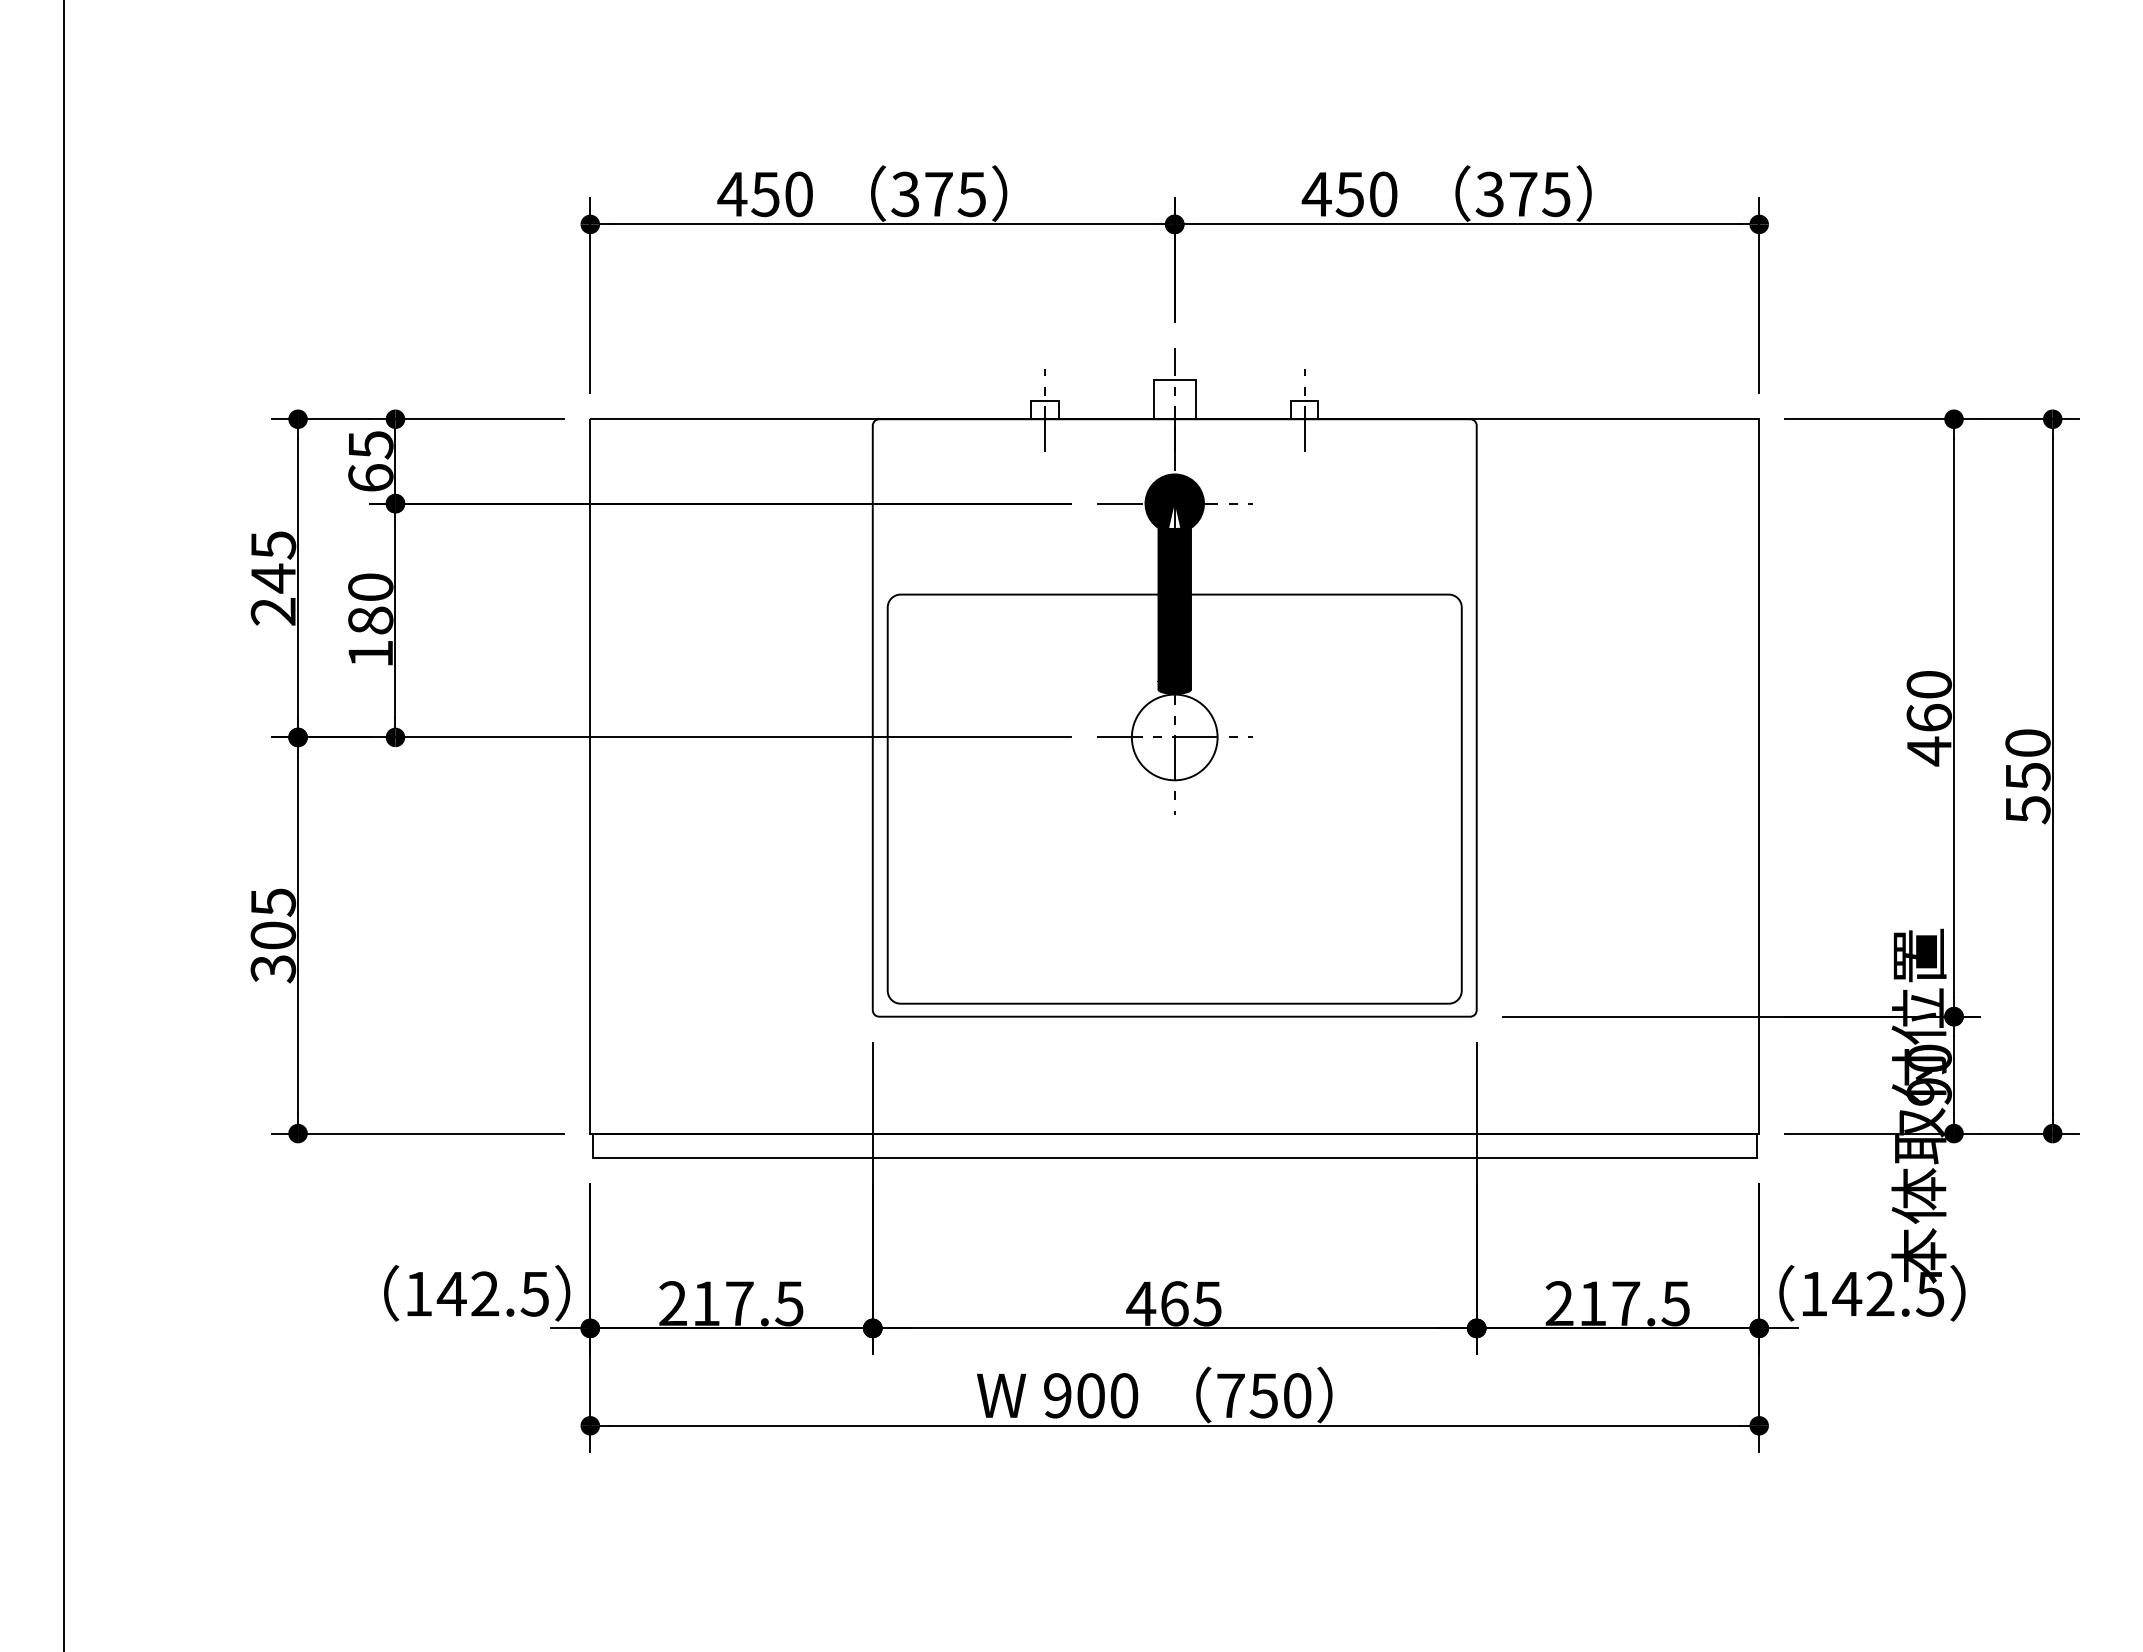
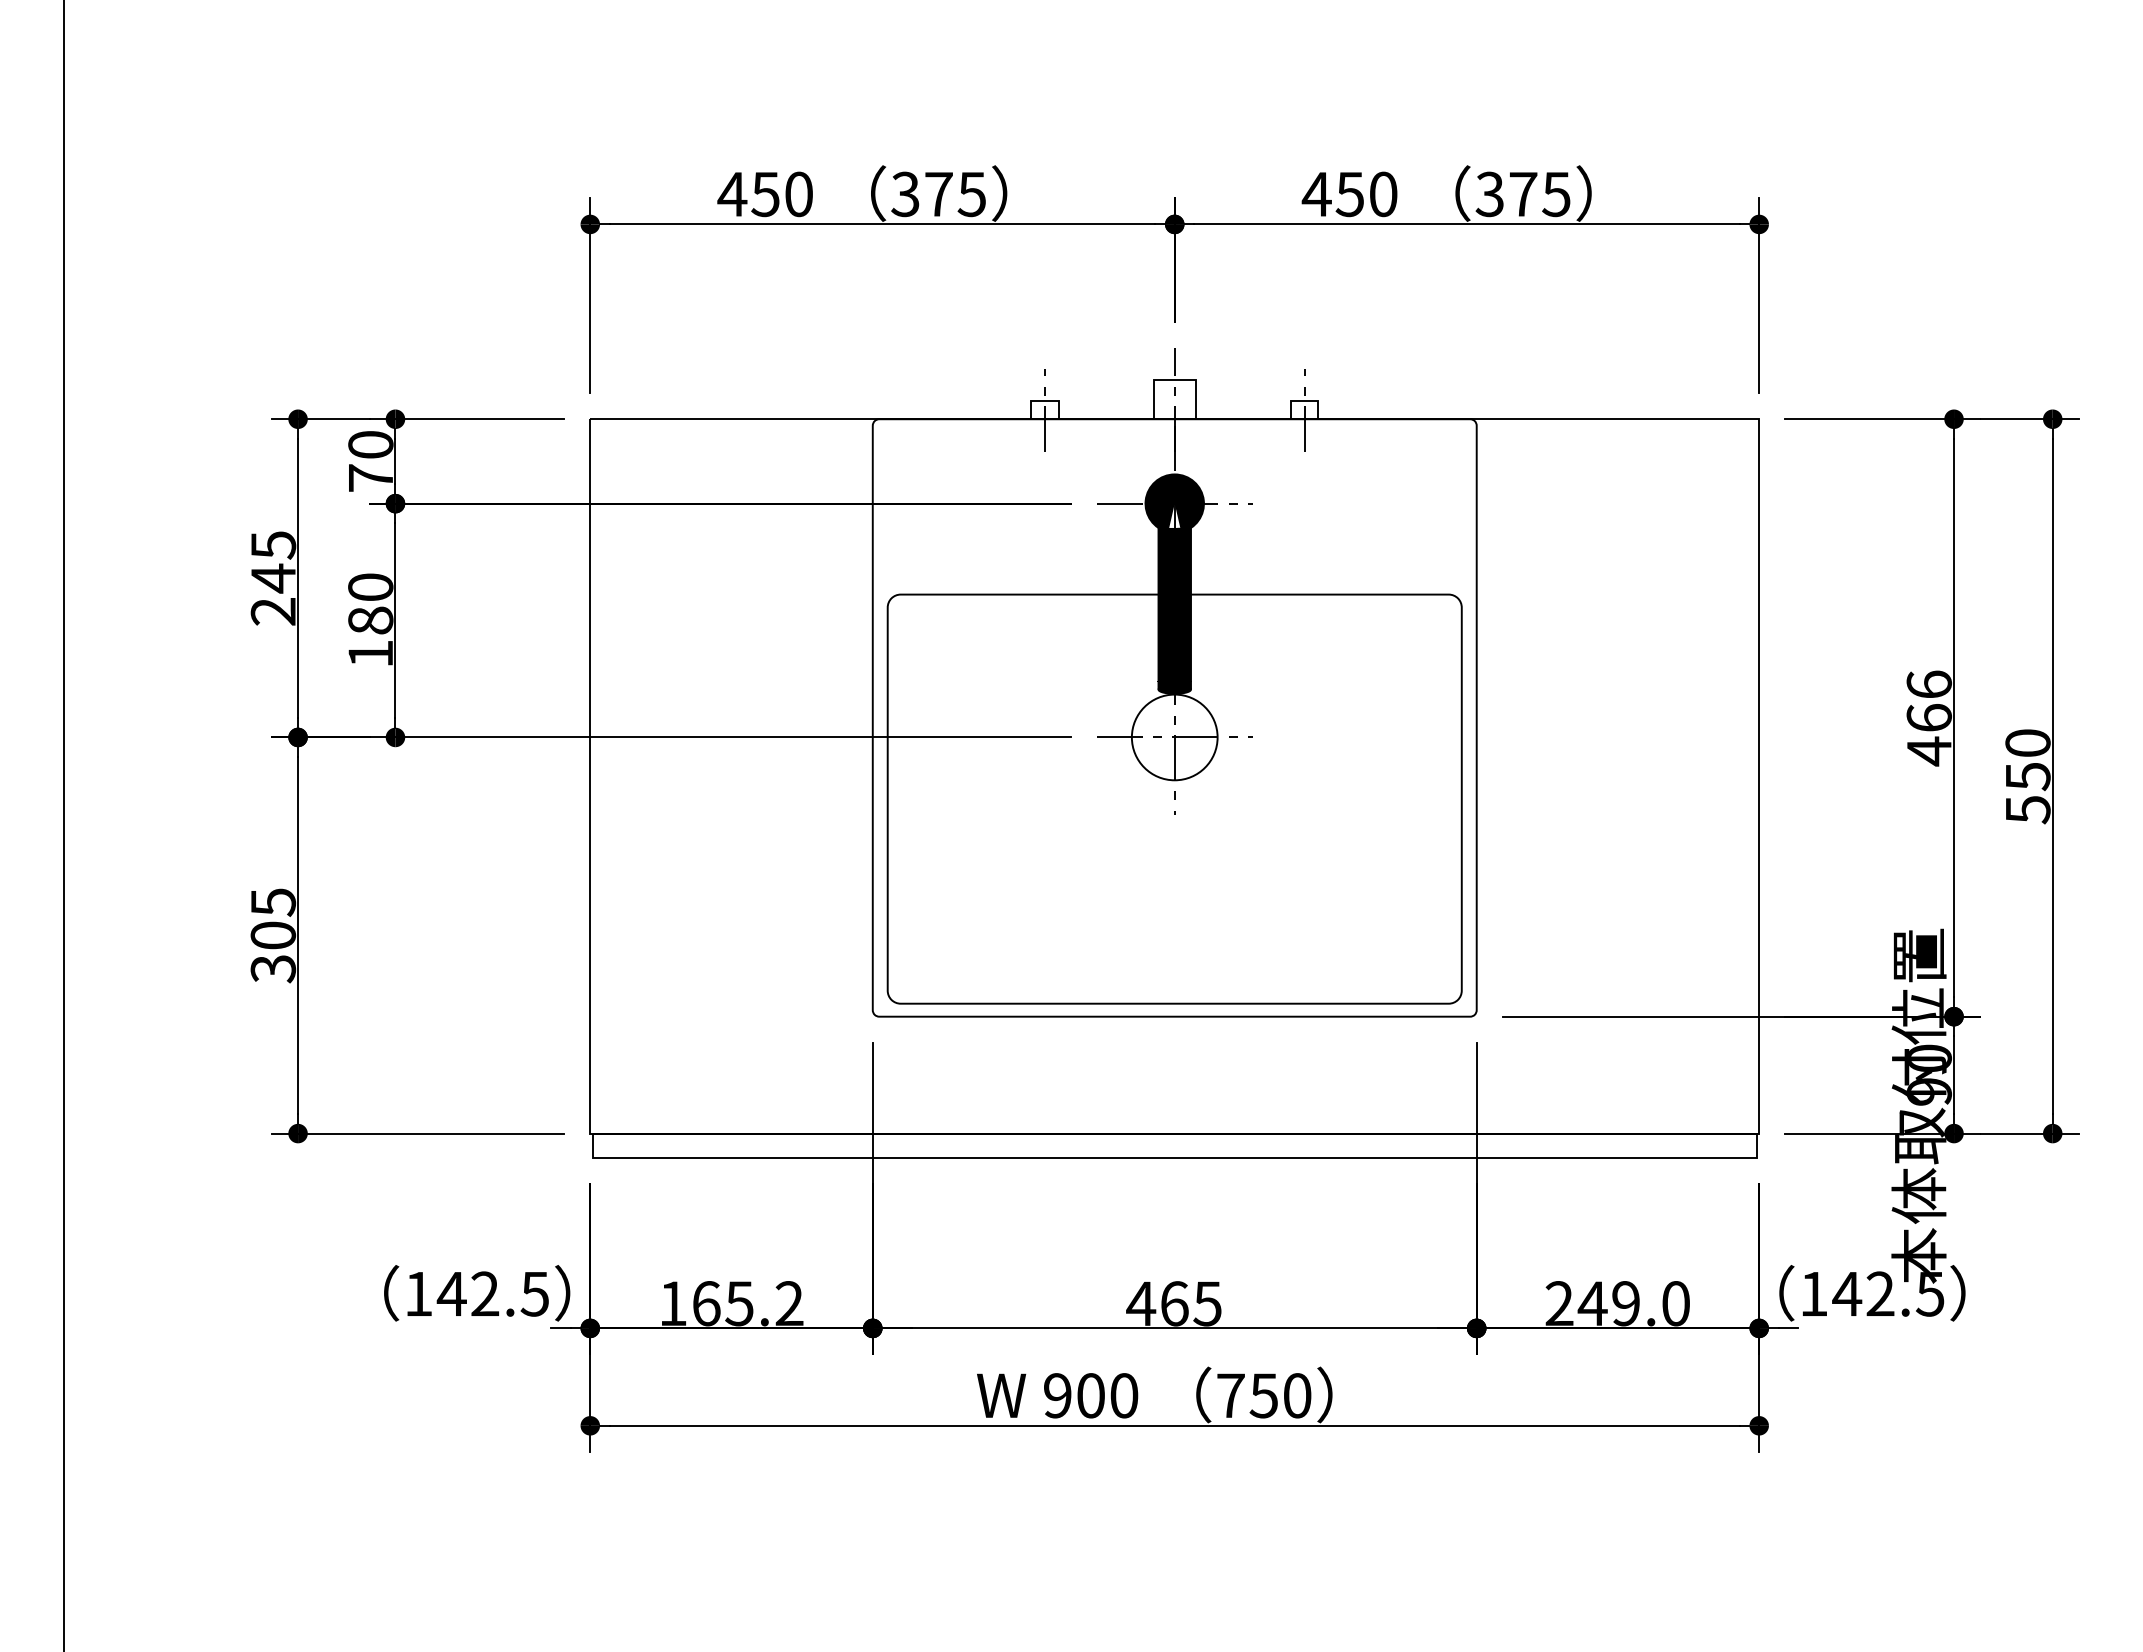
text: 65 -> 70 (370, 461)
text: 460 -> 466 (1928, 684)
text: 217.5 -> 165.2 (731, 1303)
text: 217.5 -> 249.0 (1633, 1303)
